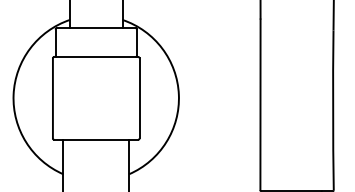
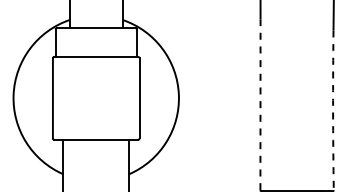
line: solid -> dashed (260, 104)
arc: solid -> dashed (333, 110)
